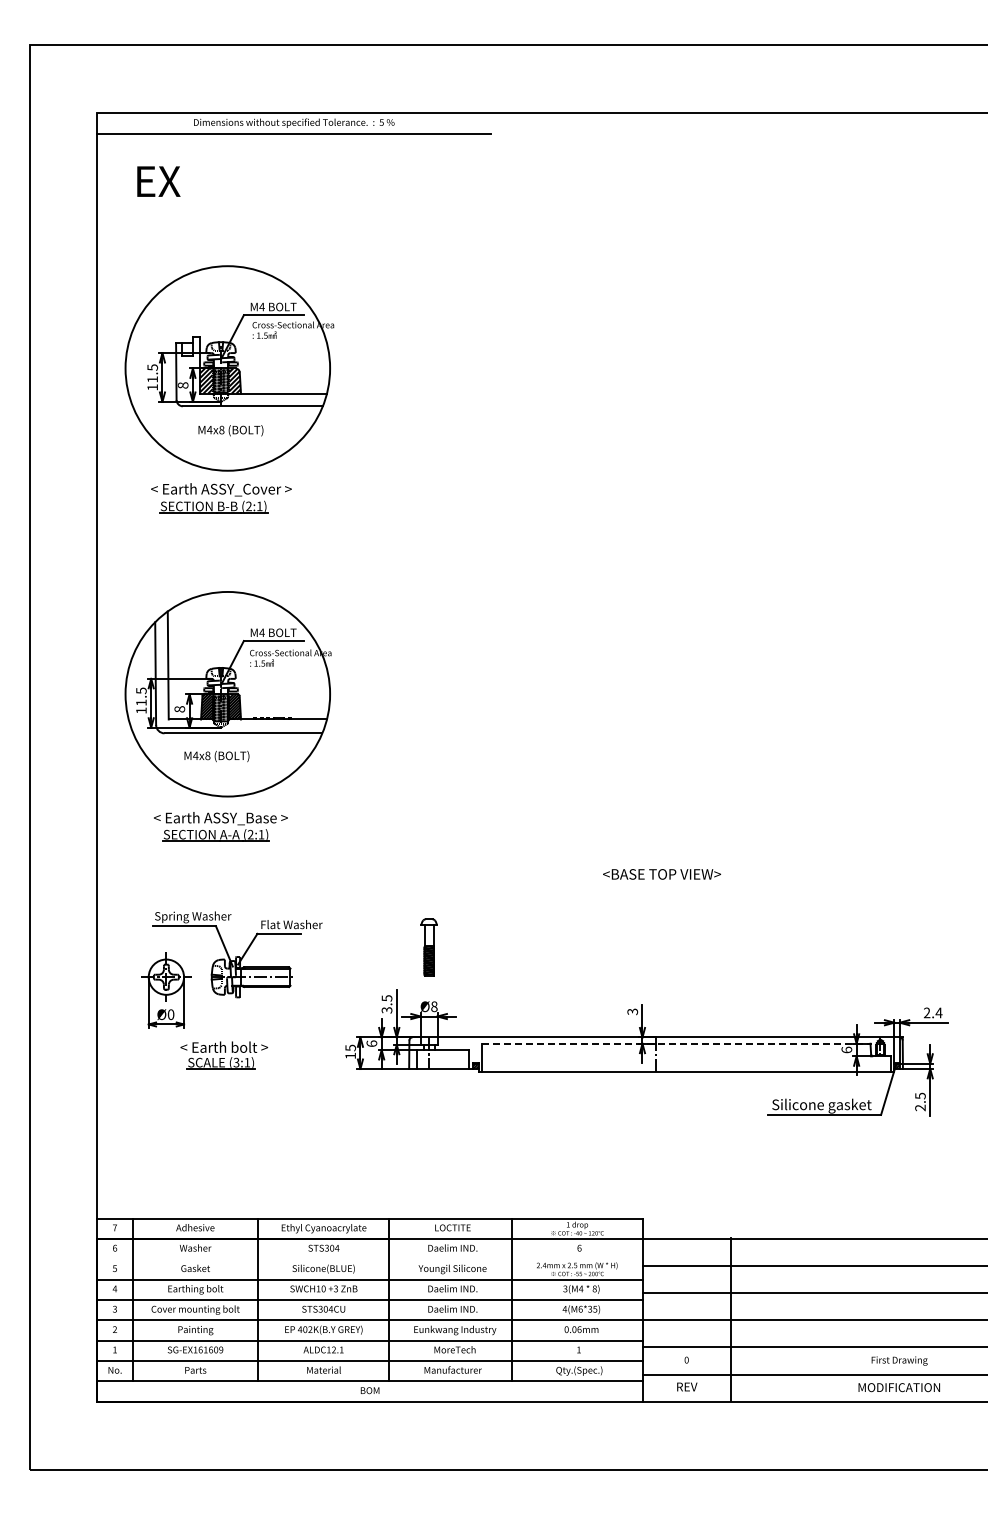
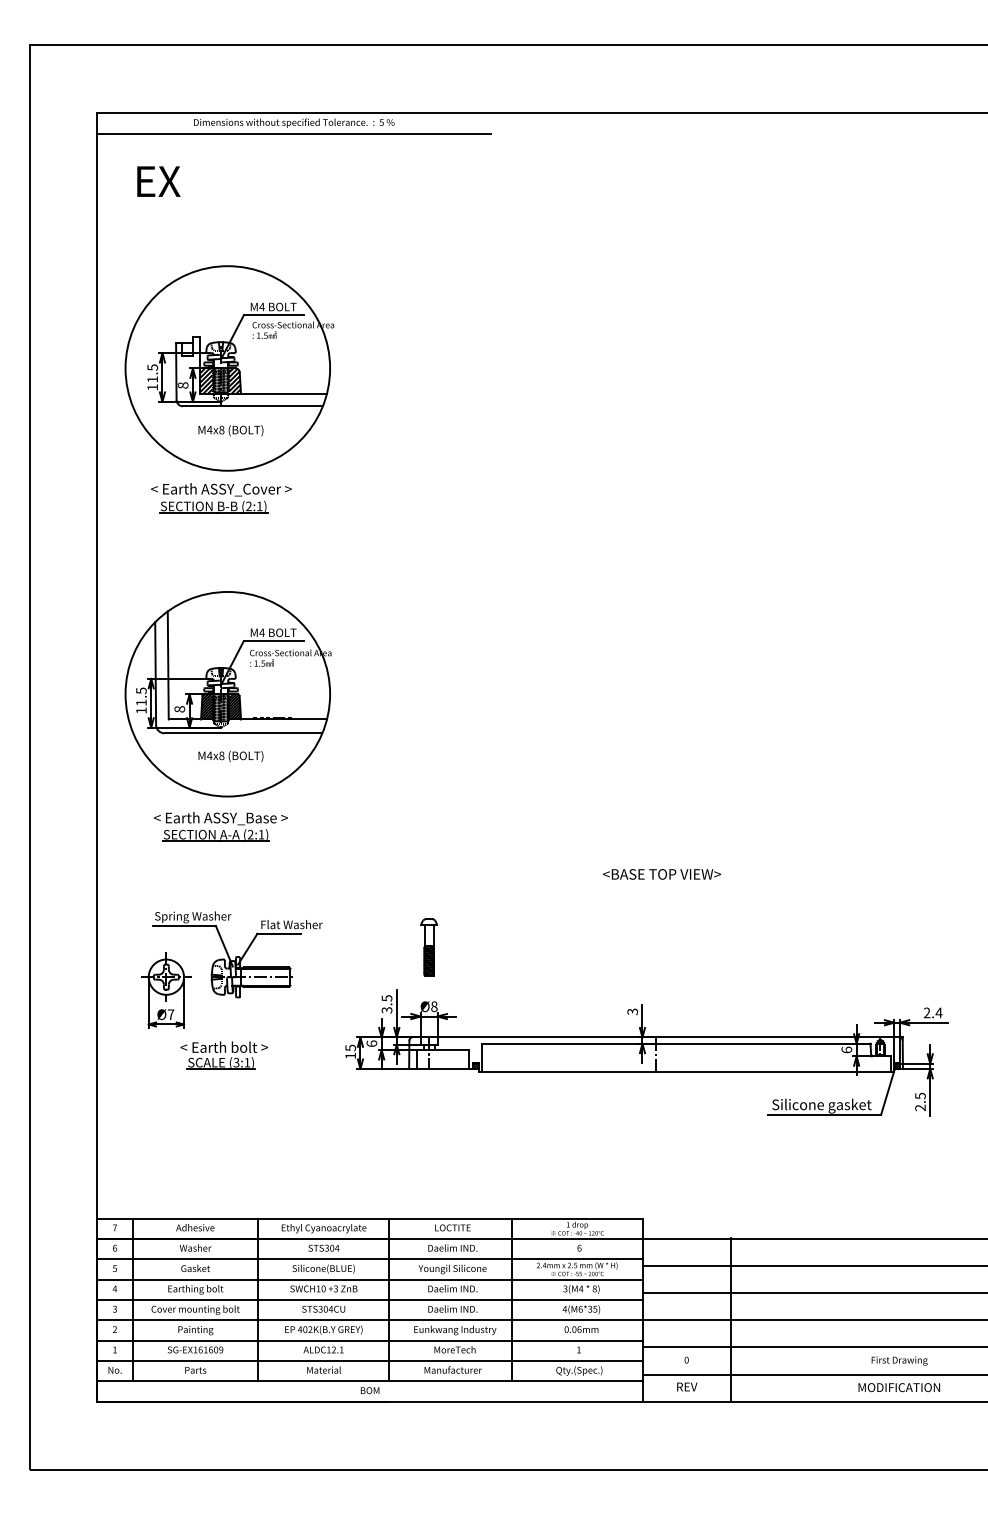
text position: (216, 756) -> (230, 756) (230, 756)
text: Ø0 -> Ø7 (170, 1014)
line: dashed -> solid (676, 1043)
line: none -> present (369, 1259)
